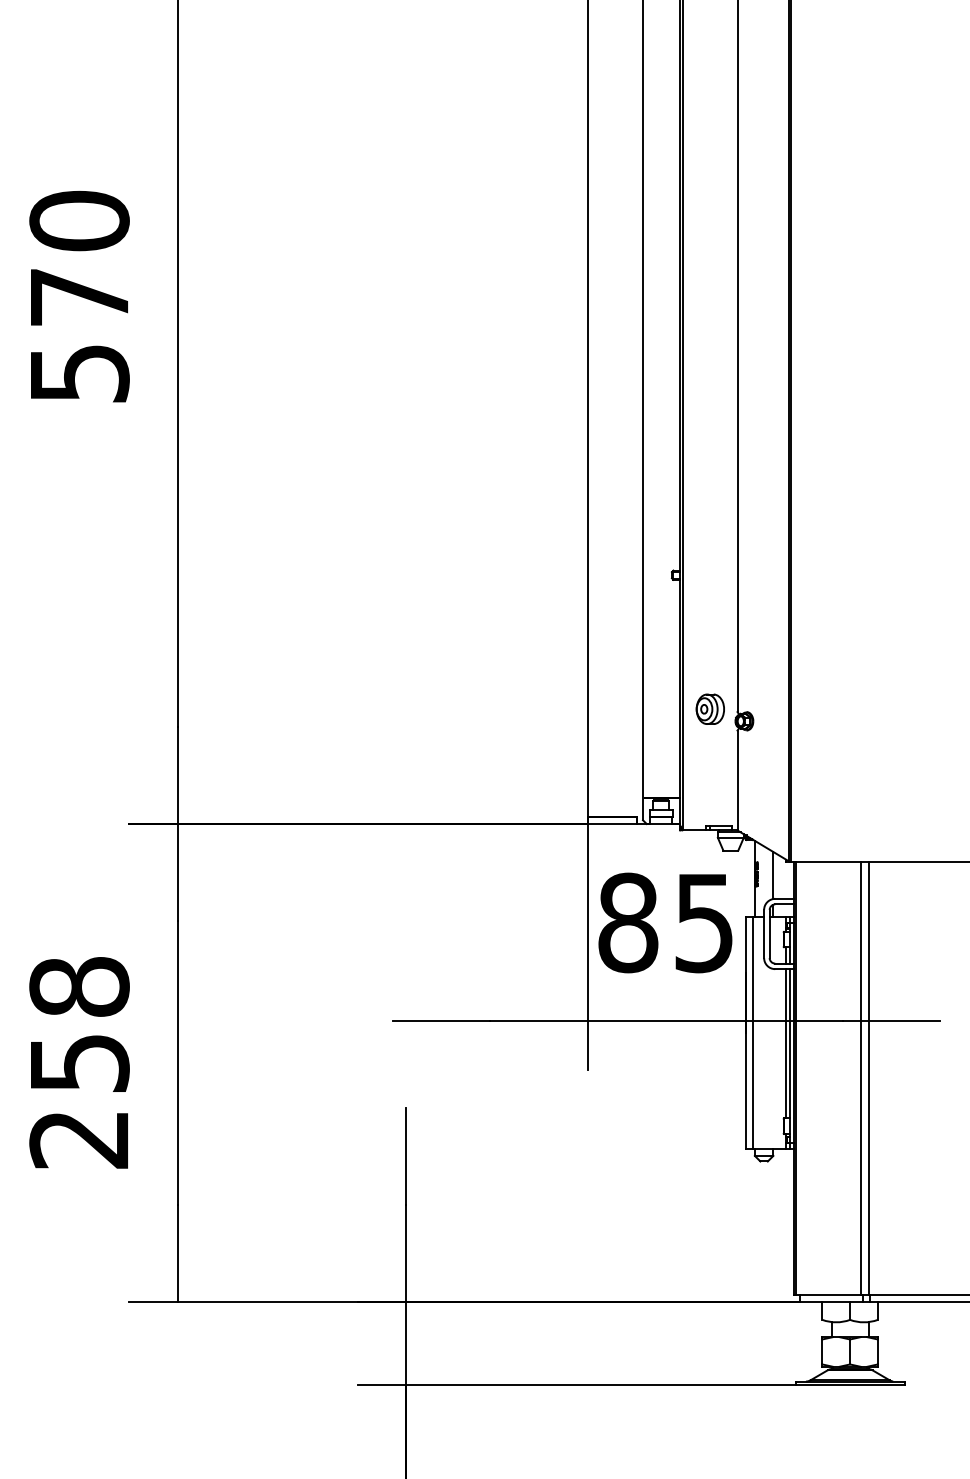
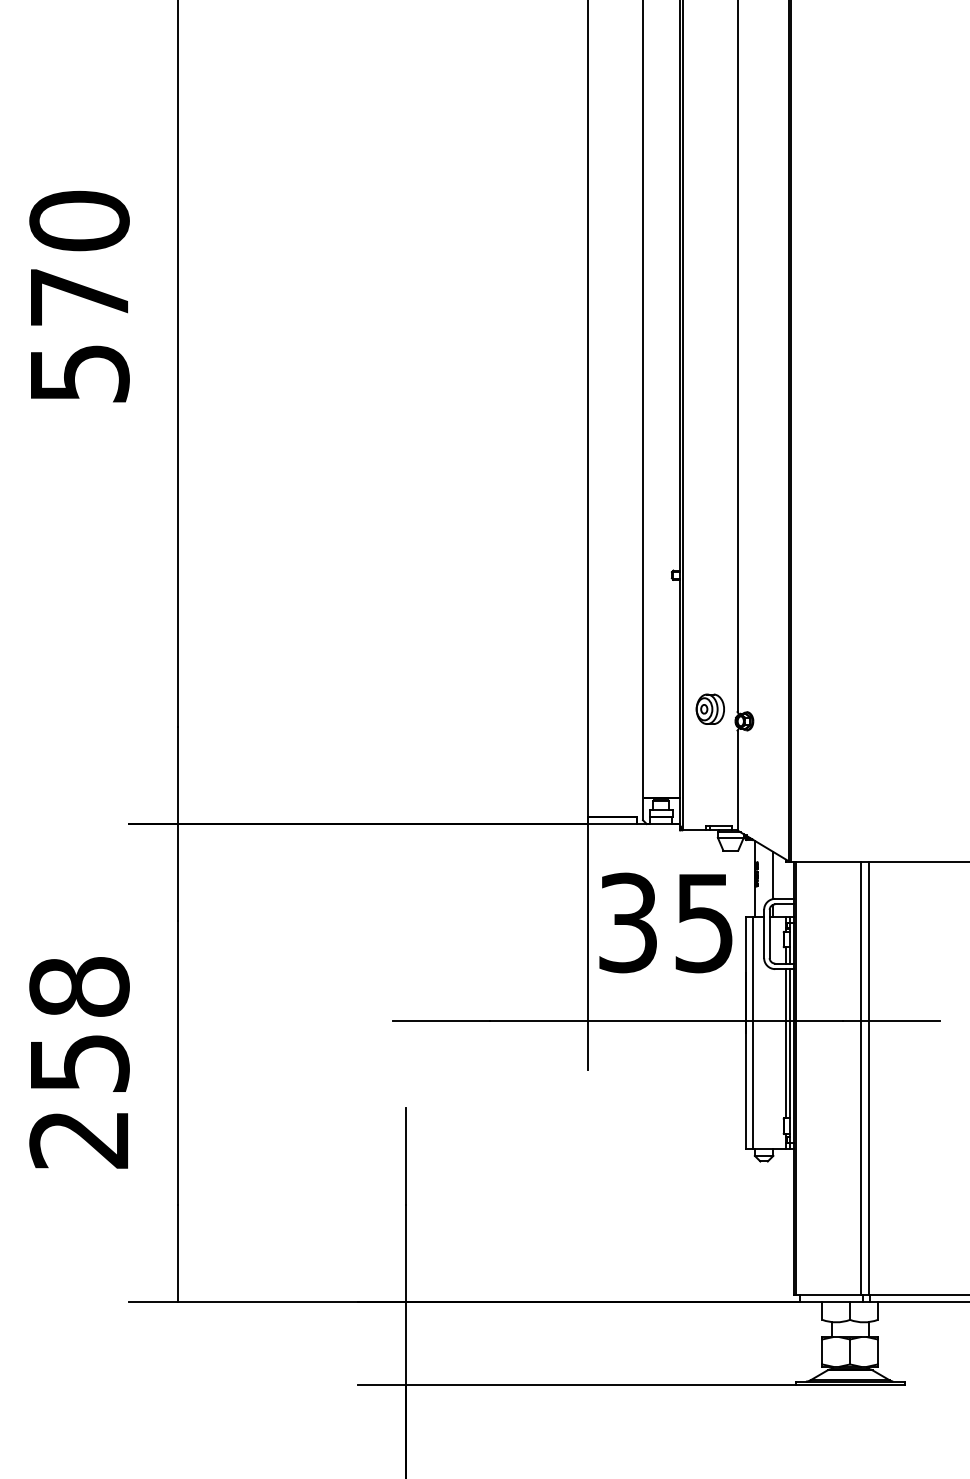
text: 85 -> 35 (628, 922)
